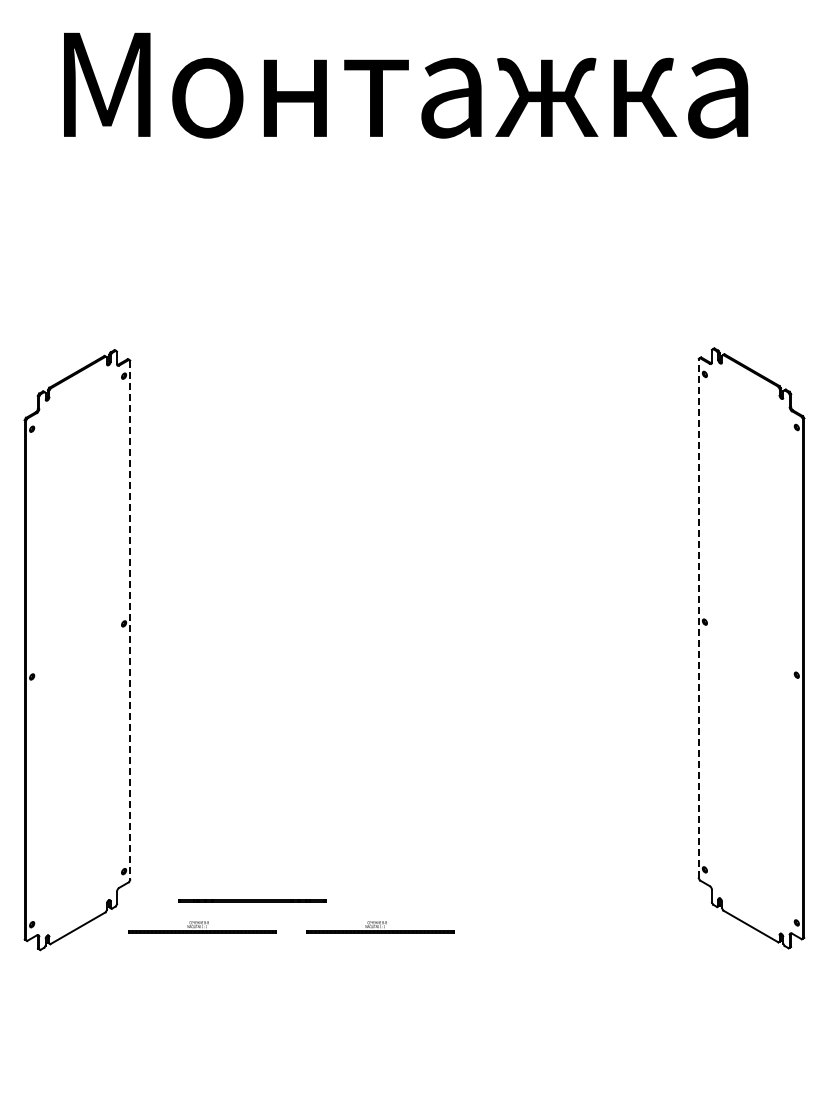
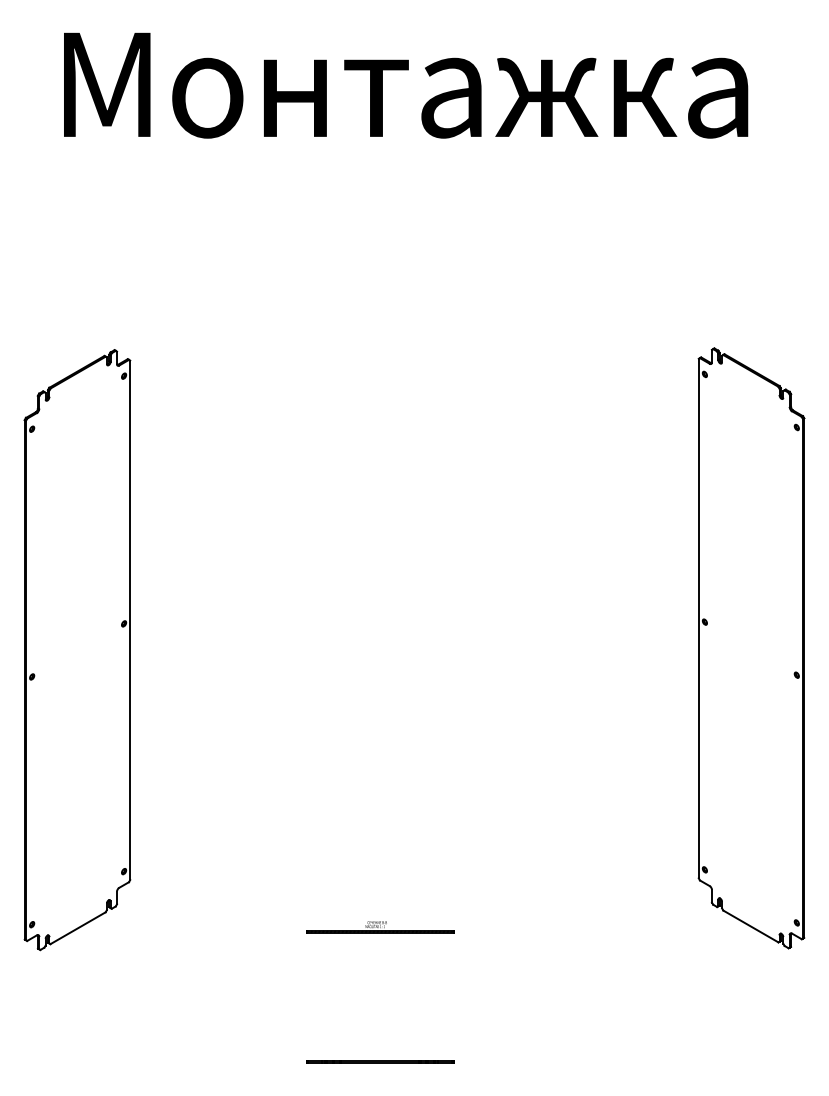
line: dashed -> solid (698, 618)
line: dashed -> solid (130, 620)
line position: (252, 900) -> (380, 1061) (380, 1061)
part: present -> none (202, 927)
